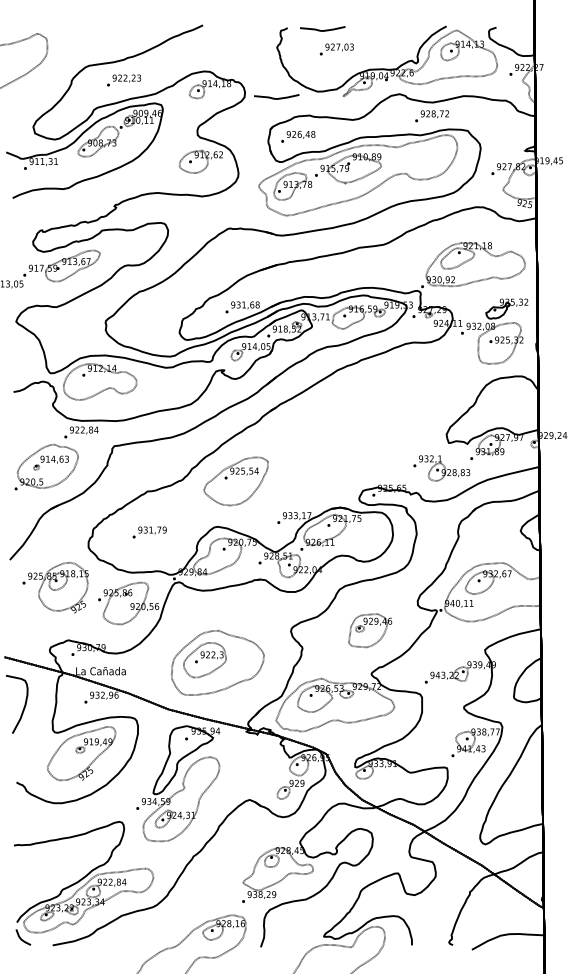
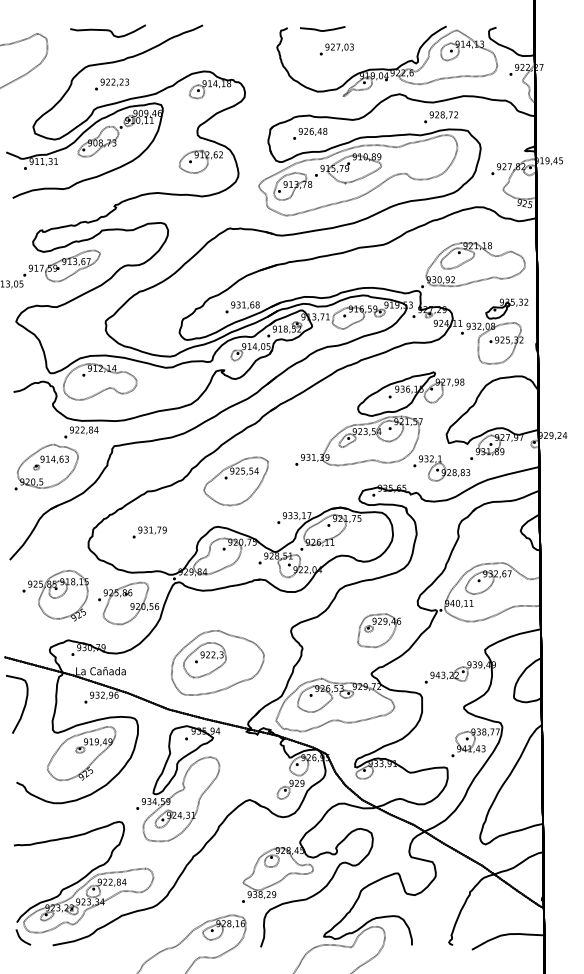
curve: none -> present (107, 30)
text position: (124, 80) -> (112, 84) (112, 84)
curve: present -> none (276, 98)
text position: (431, 116) -> (440, 117) (440, 117)
text position: (298, 136) -> (310, 133) (310, 133)
part: none -> present (379, 418)
part position: (55, 587) -> (55, 595) (55, 595)
part position: (370, 630) -> (379, 630) (379, 630)
